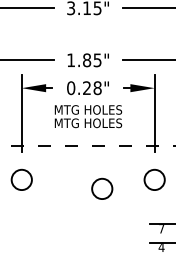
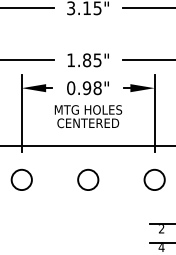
text: 0.28" -> 0.98" (86, 88)
text: MTG HOLES -> CENTERED (88, 123)
line: dashed -> solid (88, 146)
circle position: (102, 188) -> (88, 179) (88, 179)
text: 7 -> 2 (161, 229)
